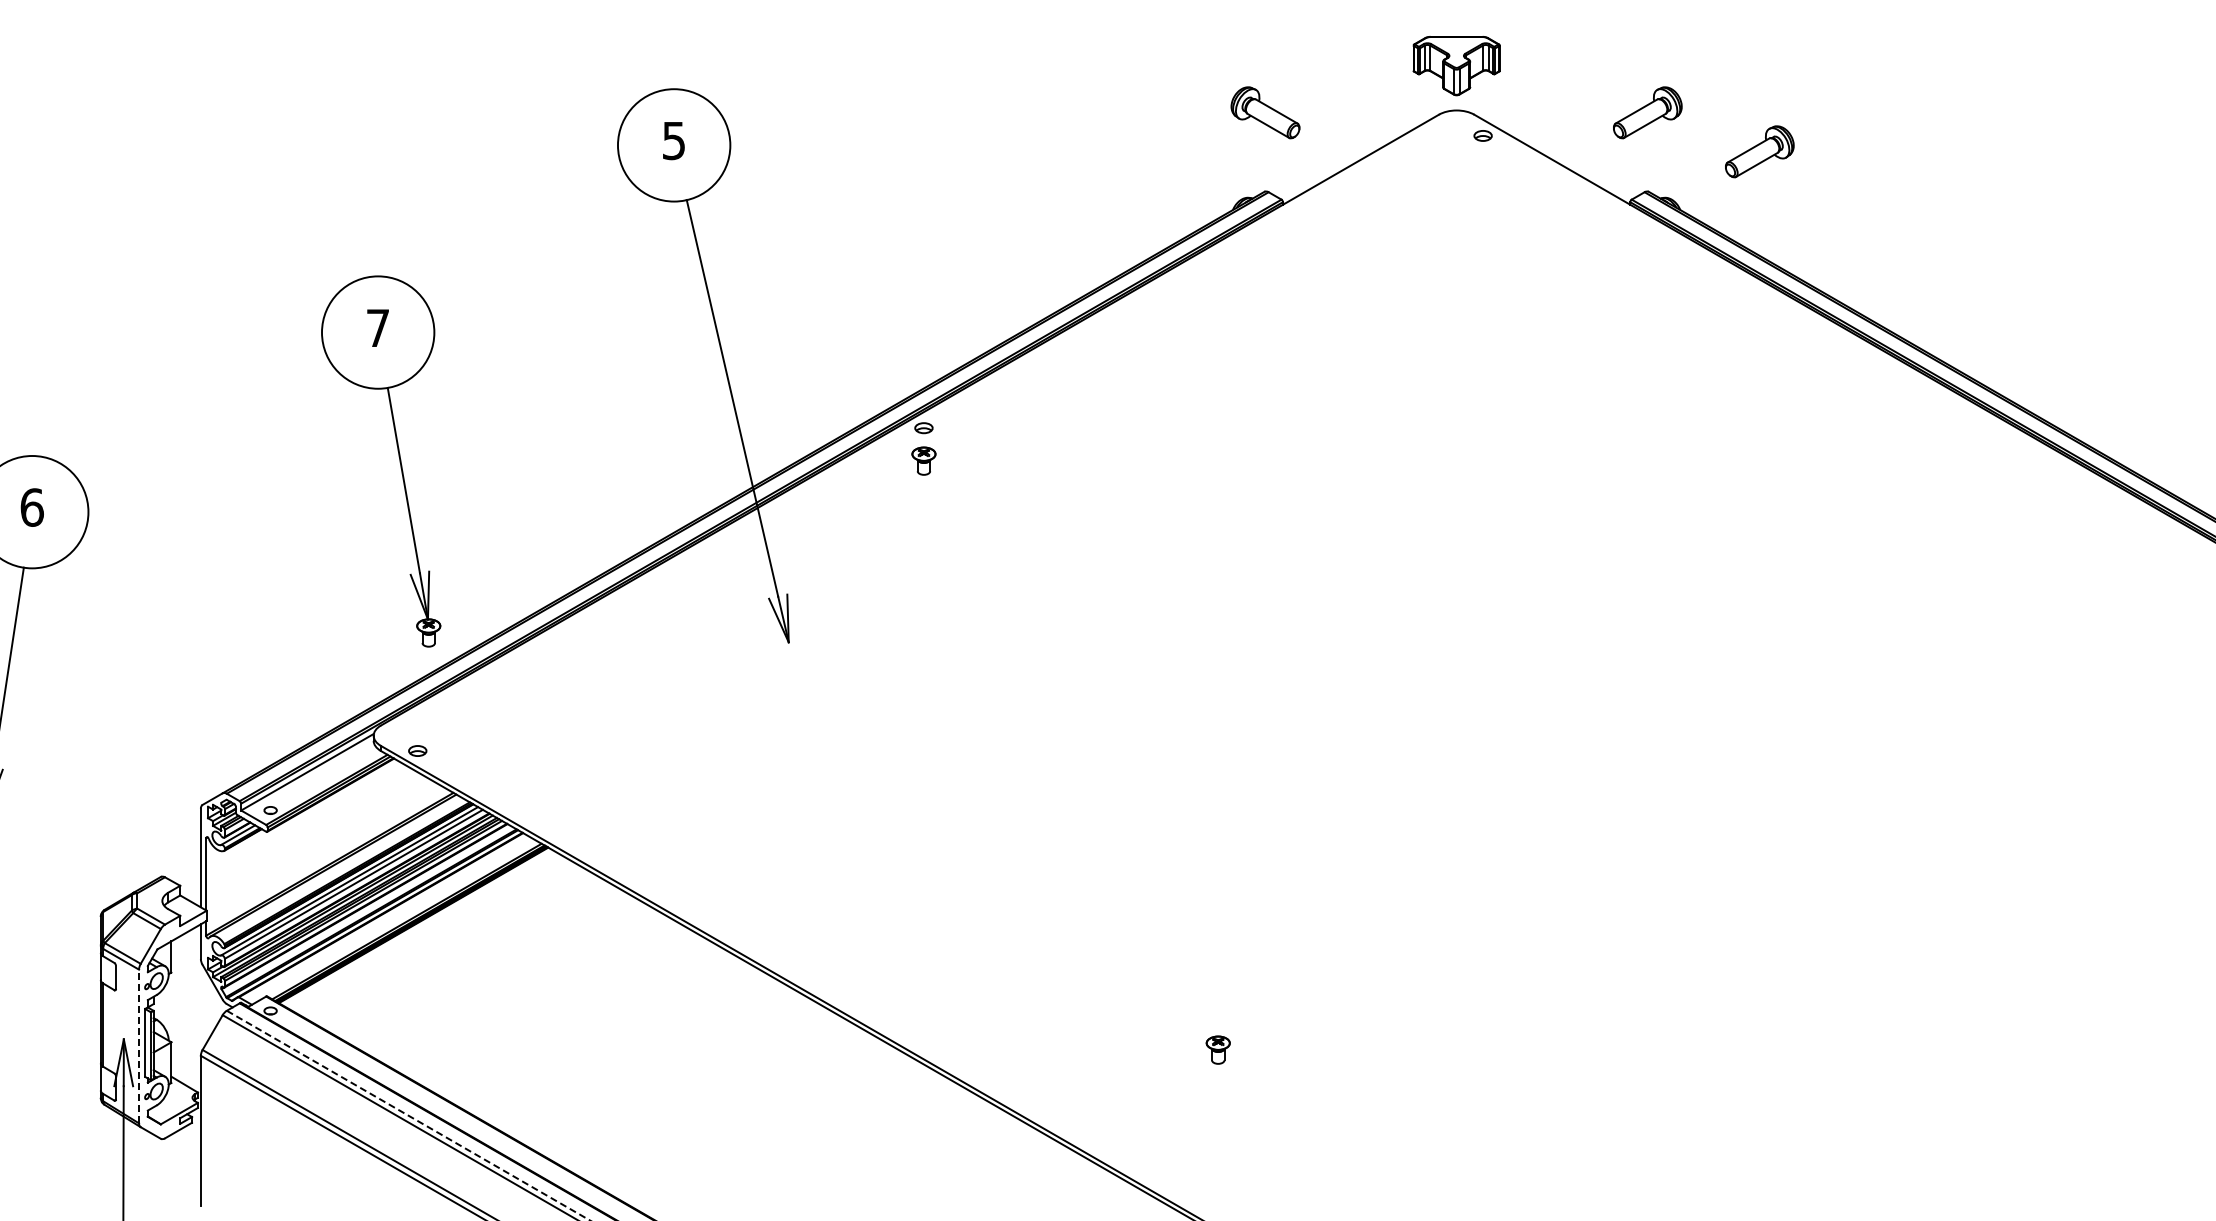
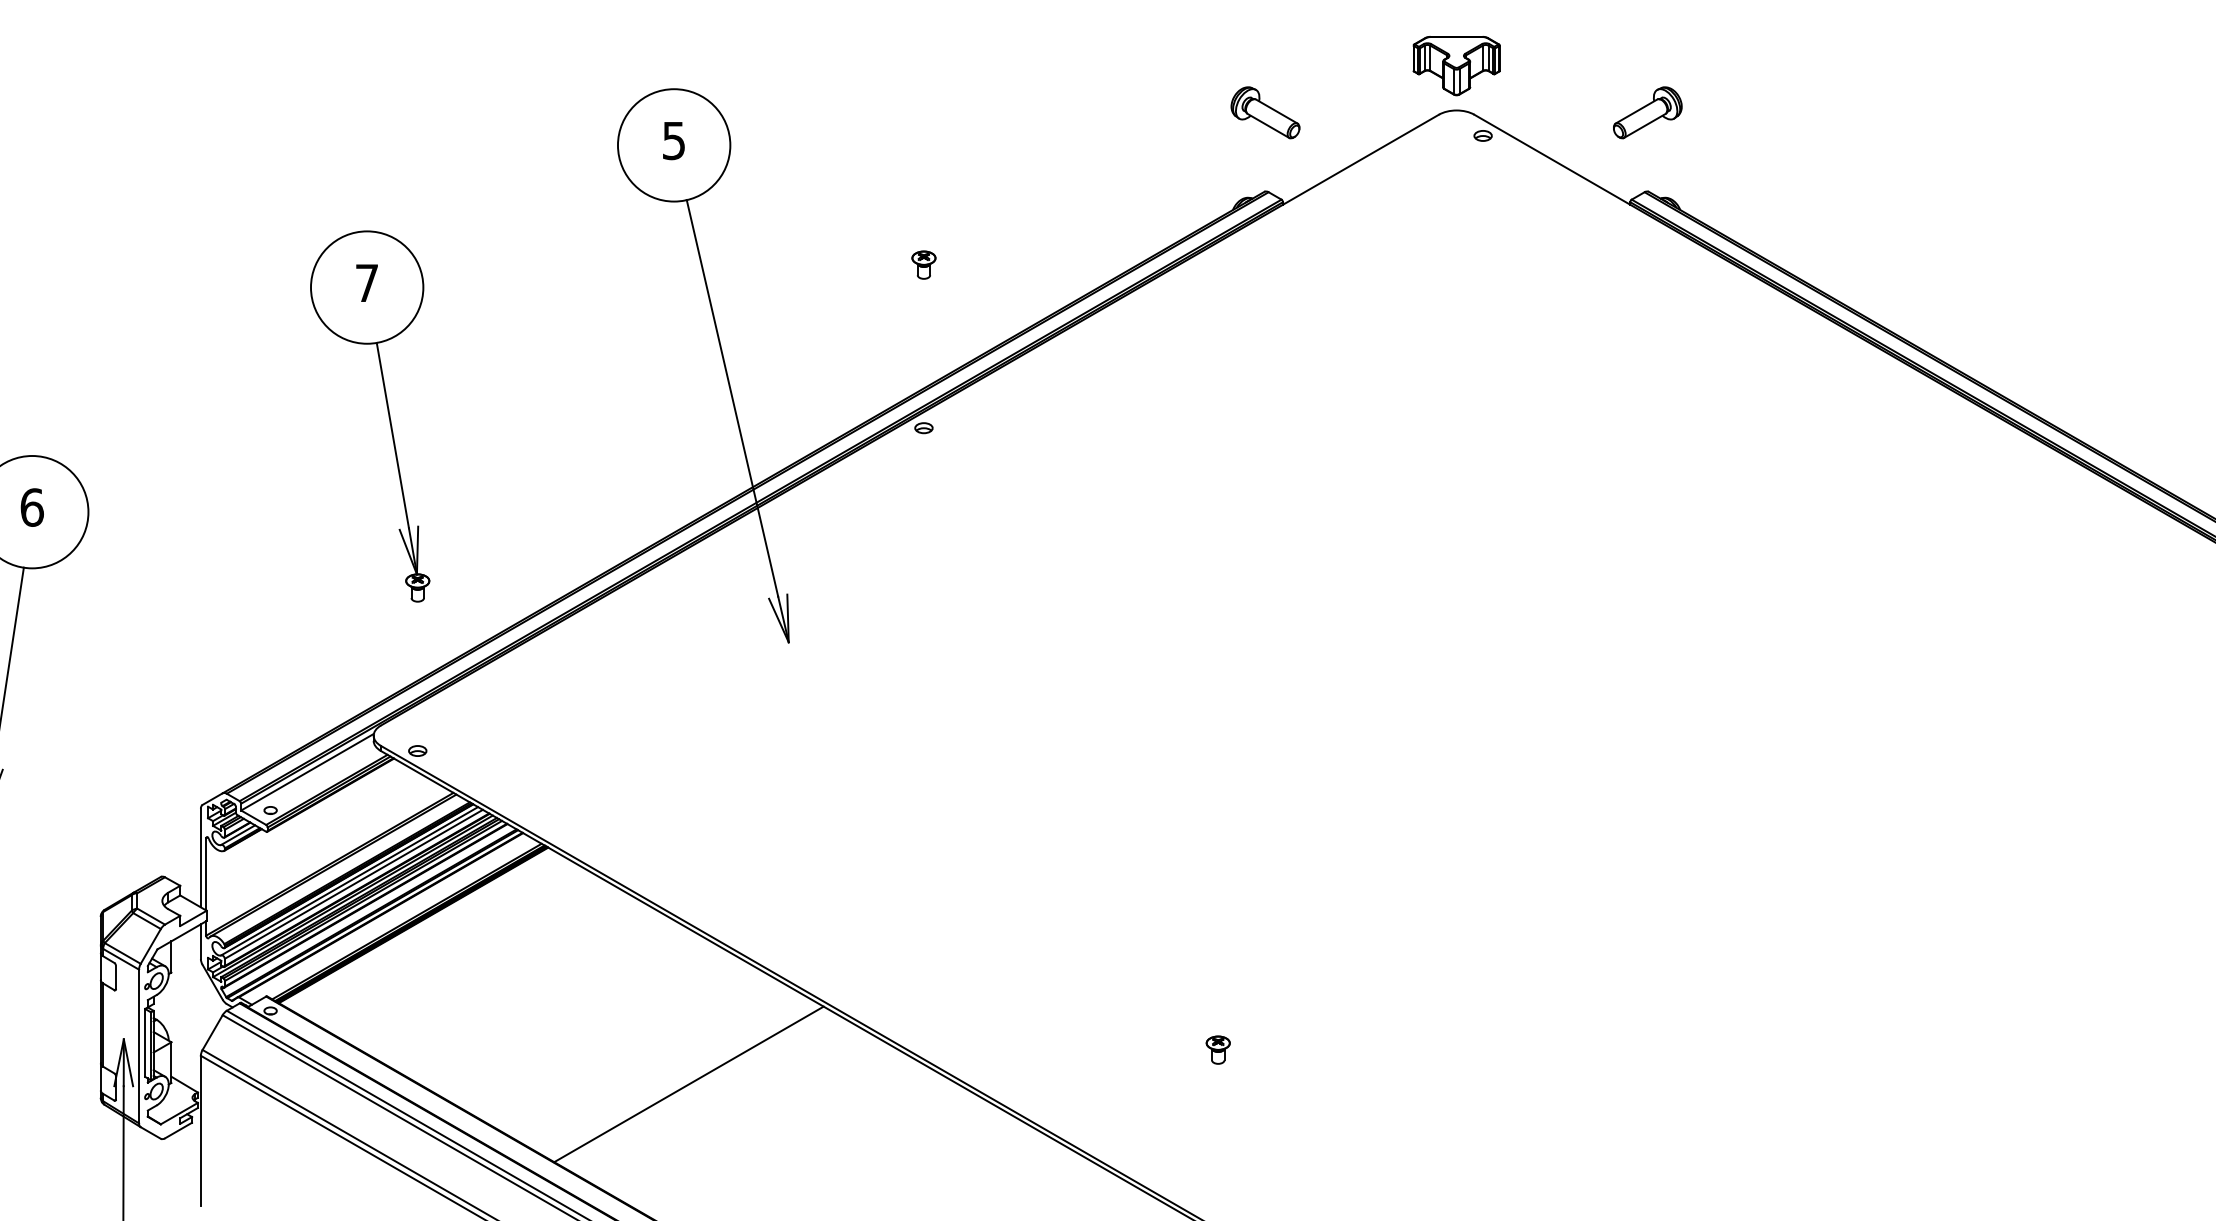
part: present -> none (1759, 151)
part position: (398, 456) -> (387, 411) (387, 411)
part position: (923, 460) -> (923, 264) (923, 264)
line: dashed -> solid (139, 1046)
line: none -> present (688, 1084)
line: dashed -> solid (408, 1115)
